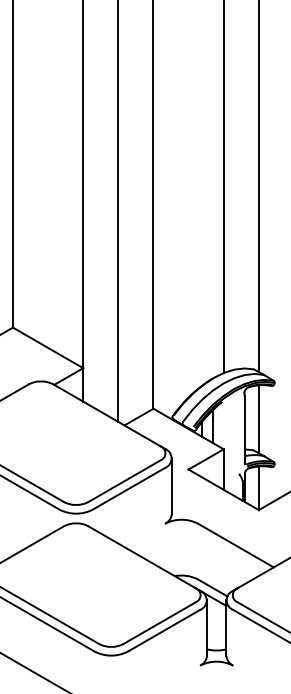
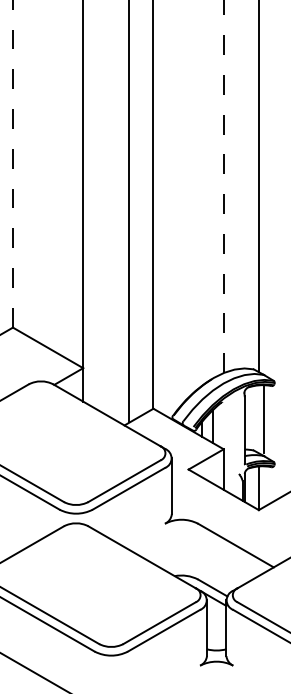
line: solid -> dashed (12, 163)
line: solid -> dashed (223, 186)
line position: (118, 211) -> (129, 211) (129, 211)
line position: (258, 419) -> (263, 419) (263, 419)
